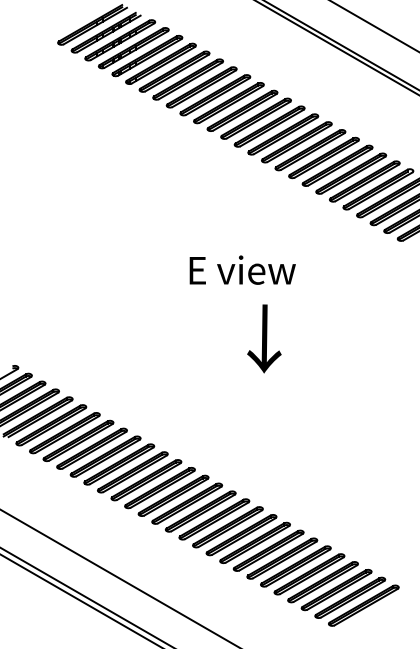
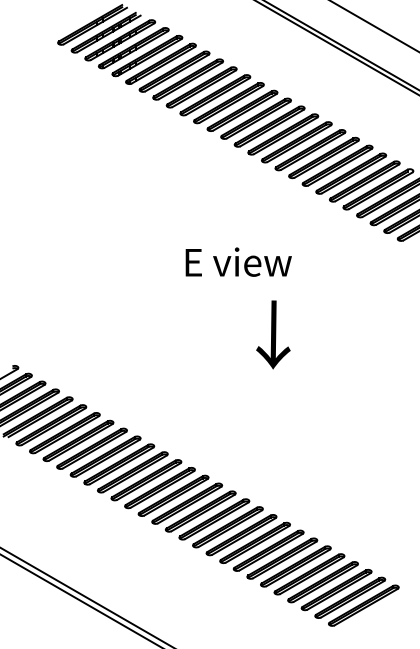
text position: (242, 269) -> (238, 261) (238, 261)
text position: (264, 338) -> (273, 334) (273, 334)
line: present -> none (119, 577)
